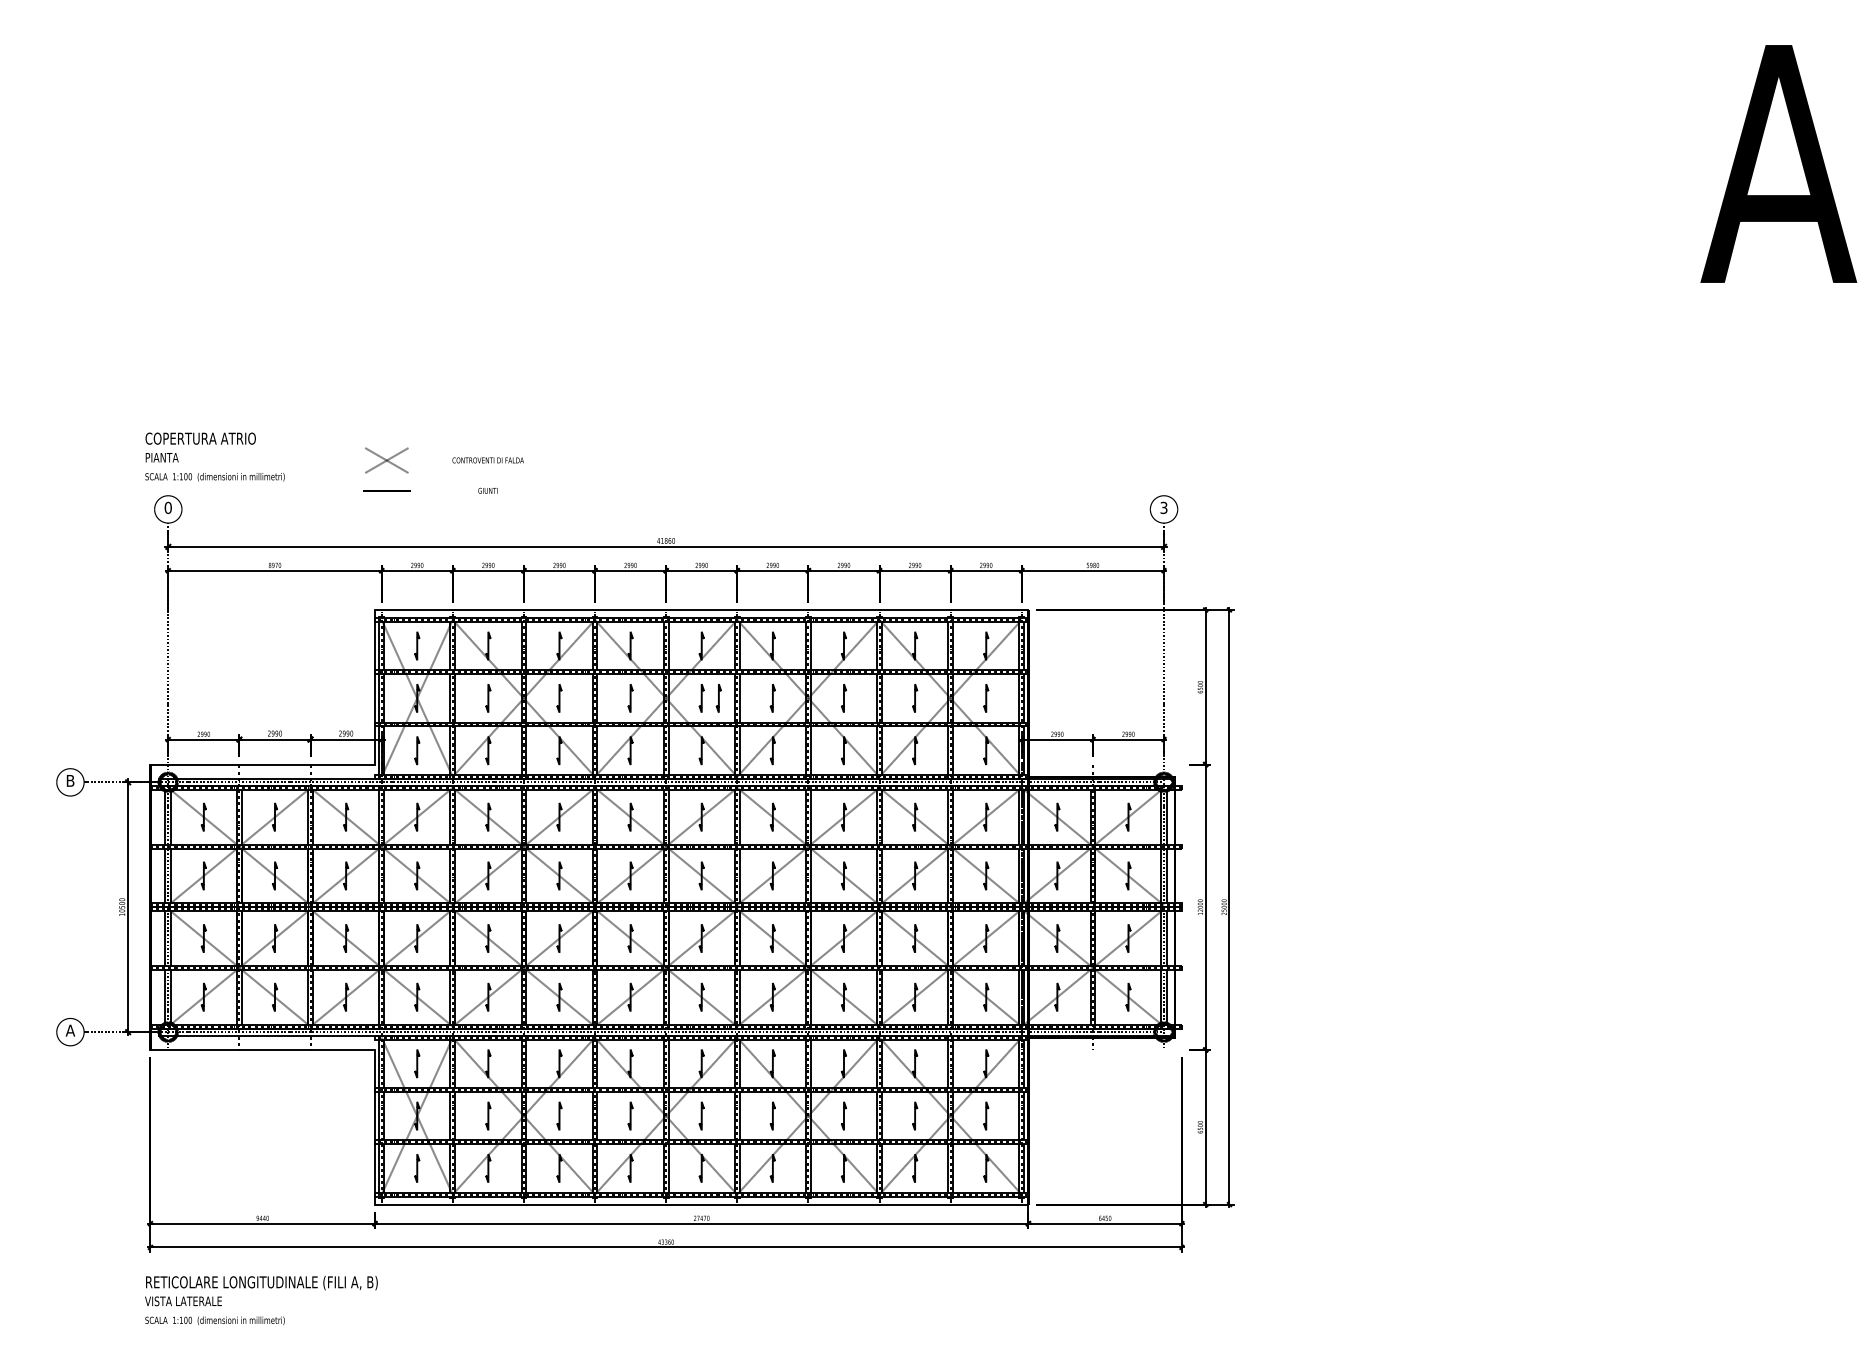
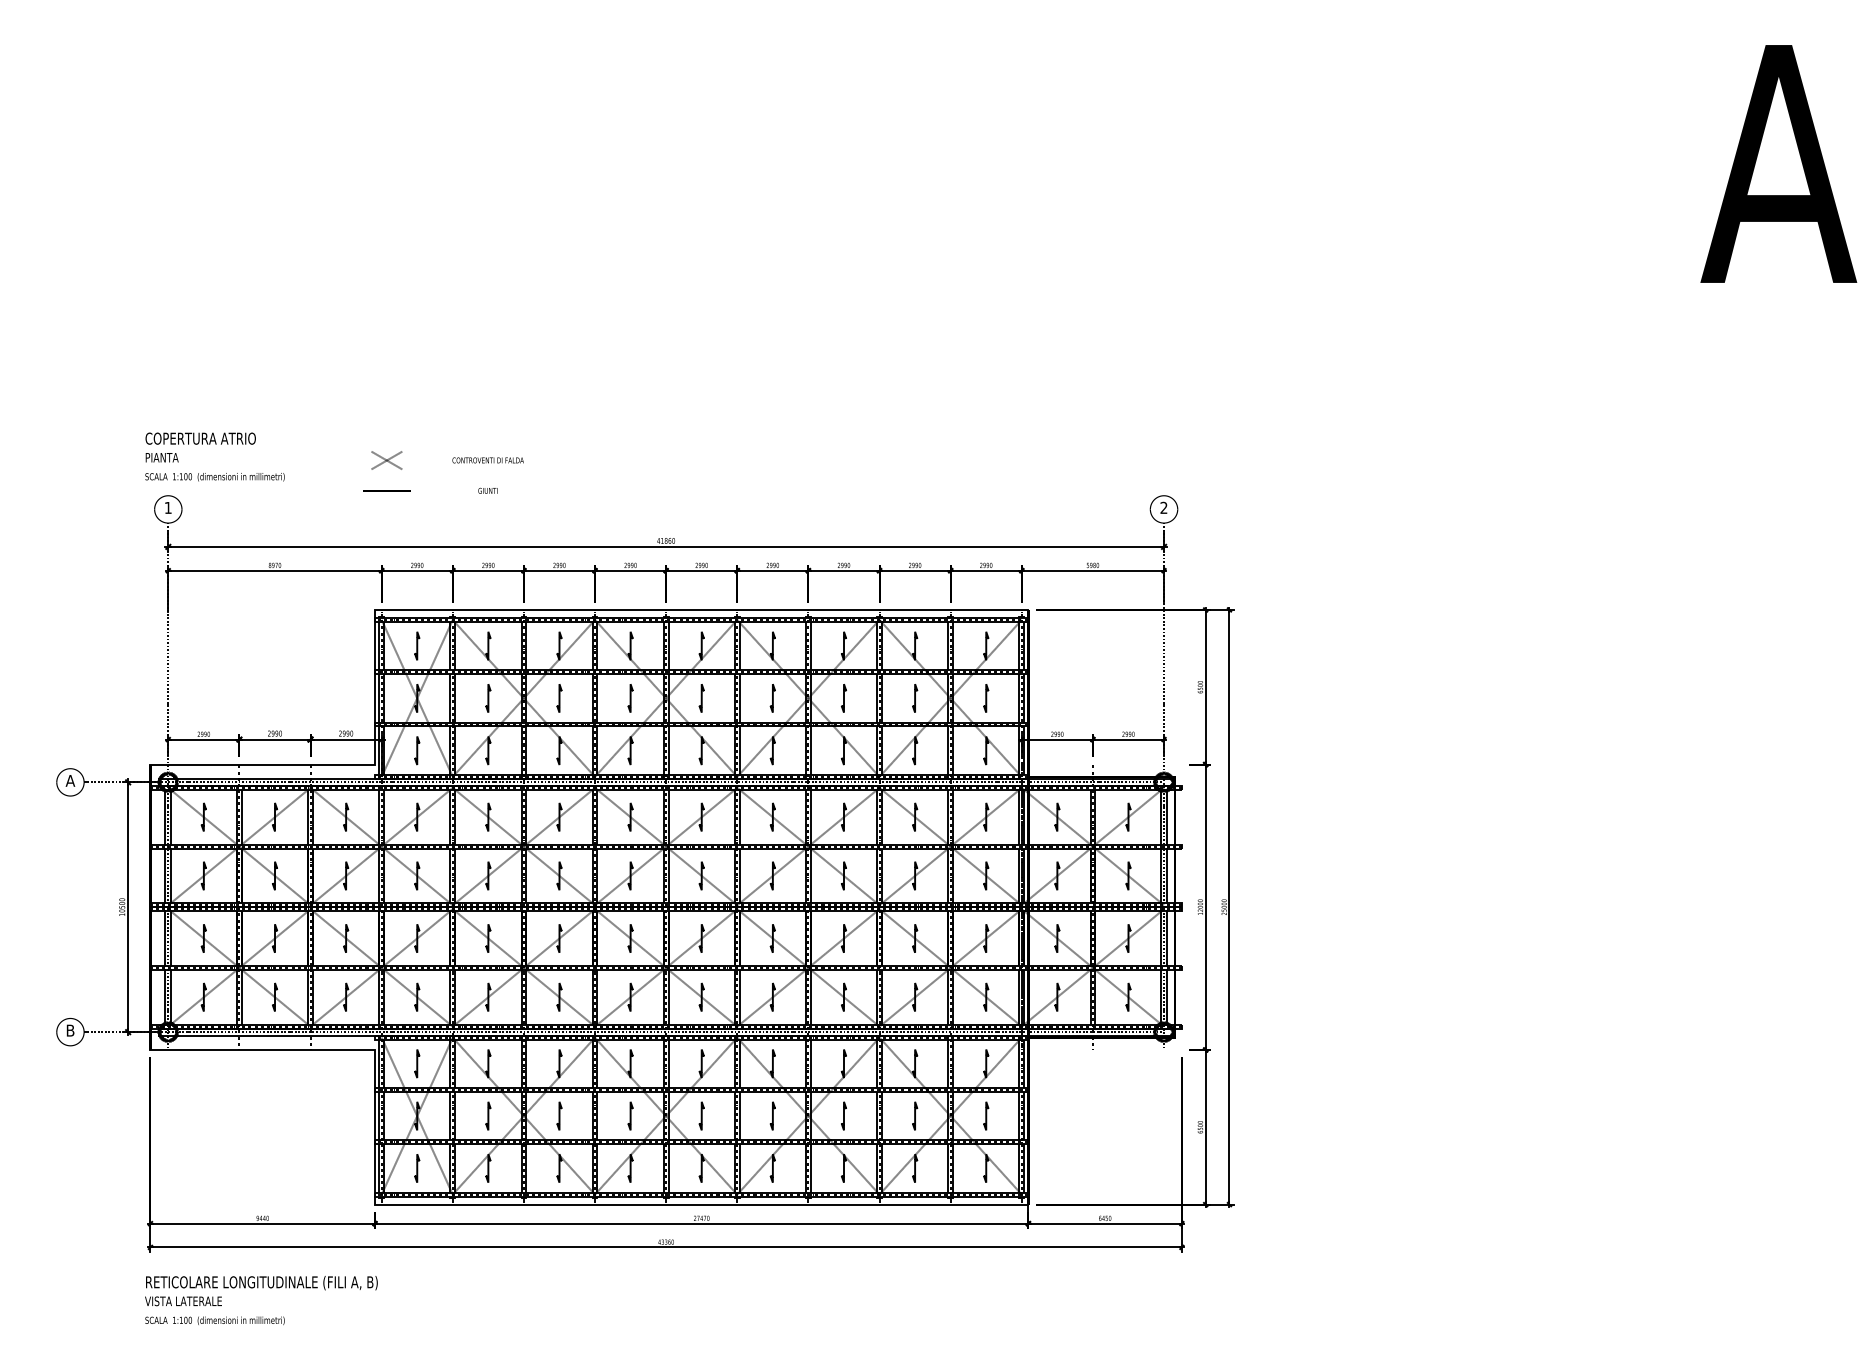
part size: 44x27 px -> 32x19 px (386, 460)
text: 0 -> 1 (167, 507)
text: 3 -> 2 (1163, 508)
part: present -> none (718, 698)
text: B -> A (70, 780)
text: A -> B (70, 1030)
